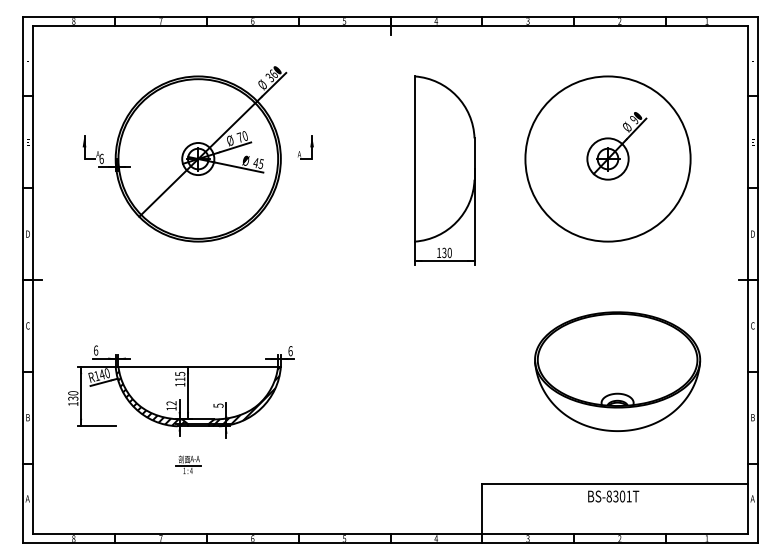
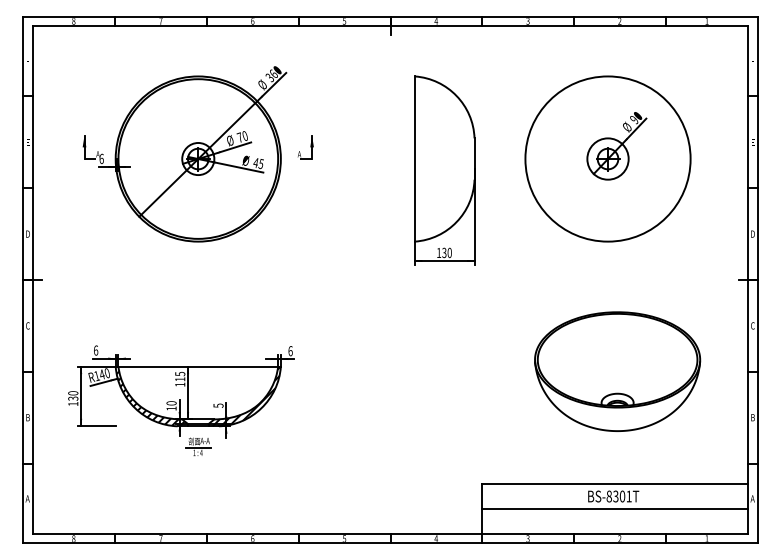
text: 12 -> 10 (171, 403)
part position: (188, 464) -> (198, 446) (198, 446)
line: none -> present (615, 509)
